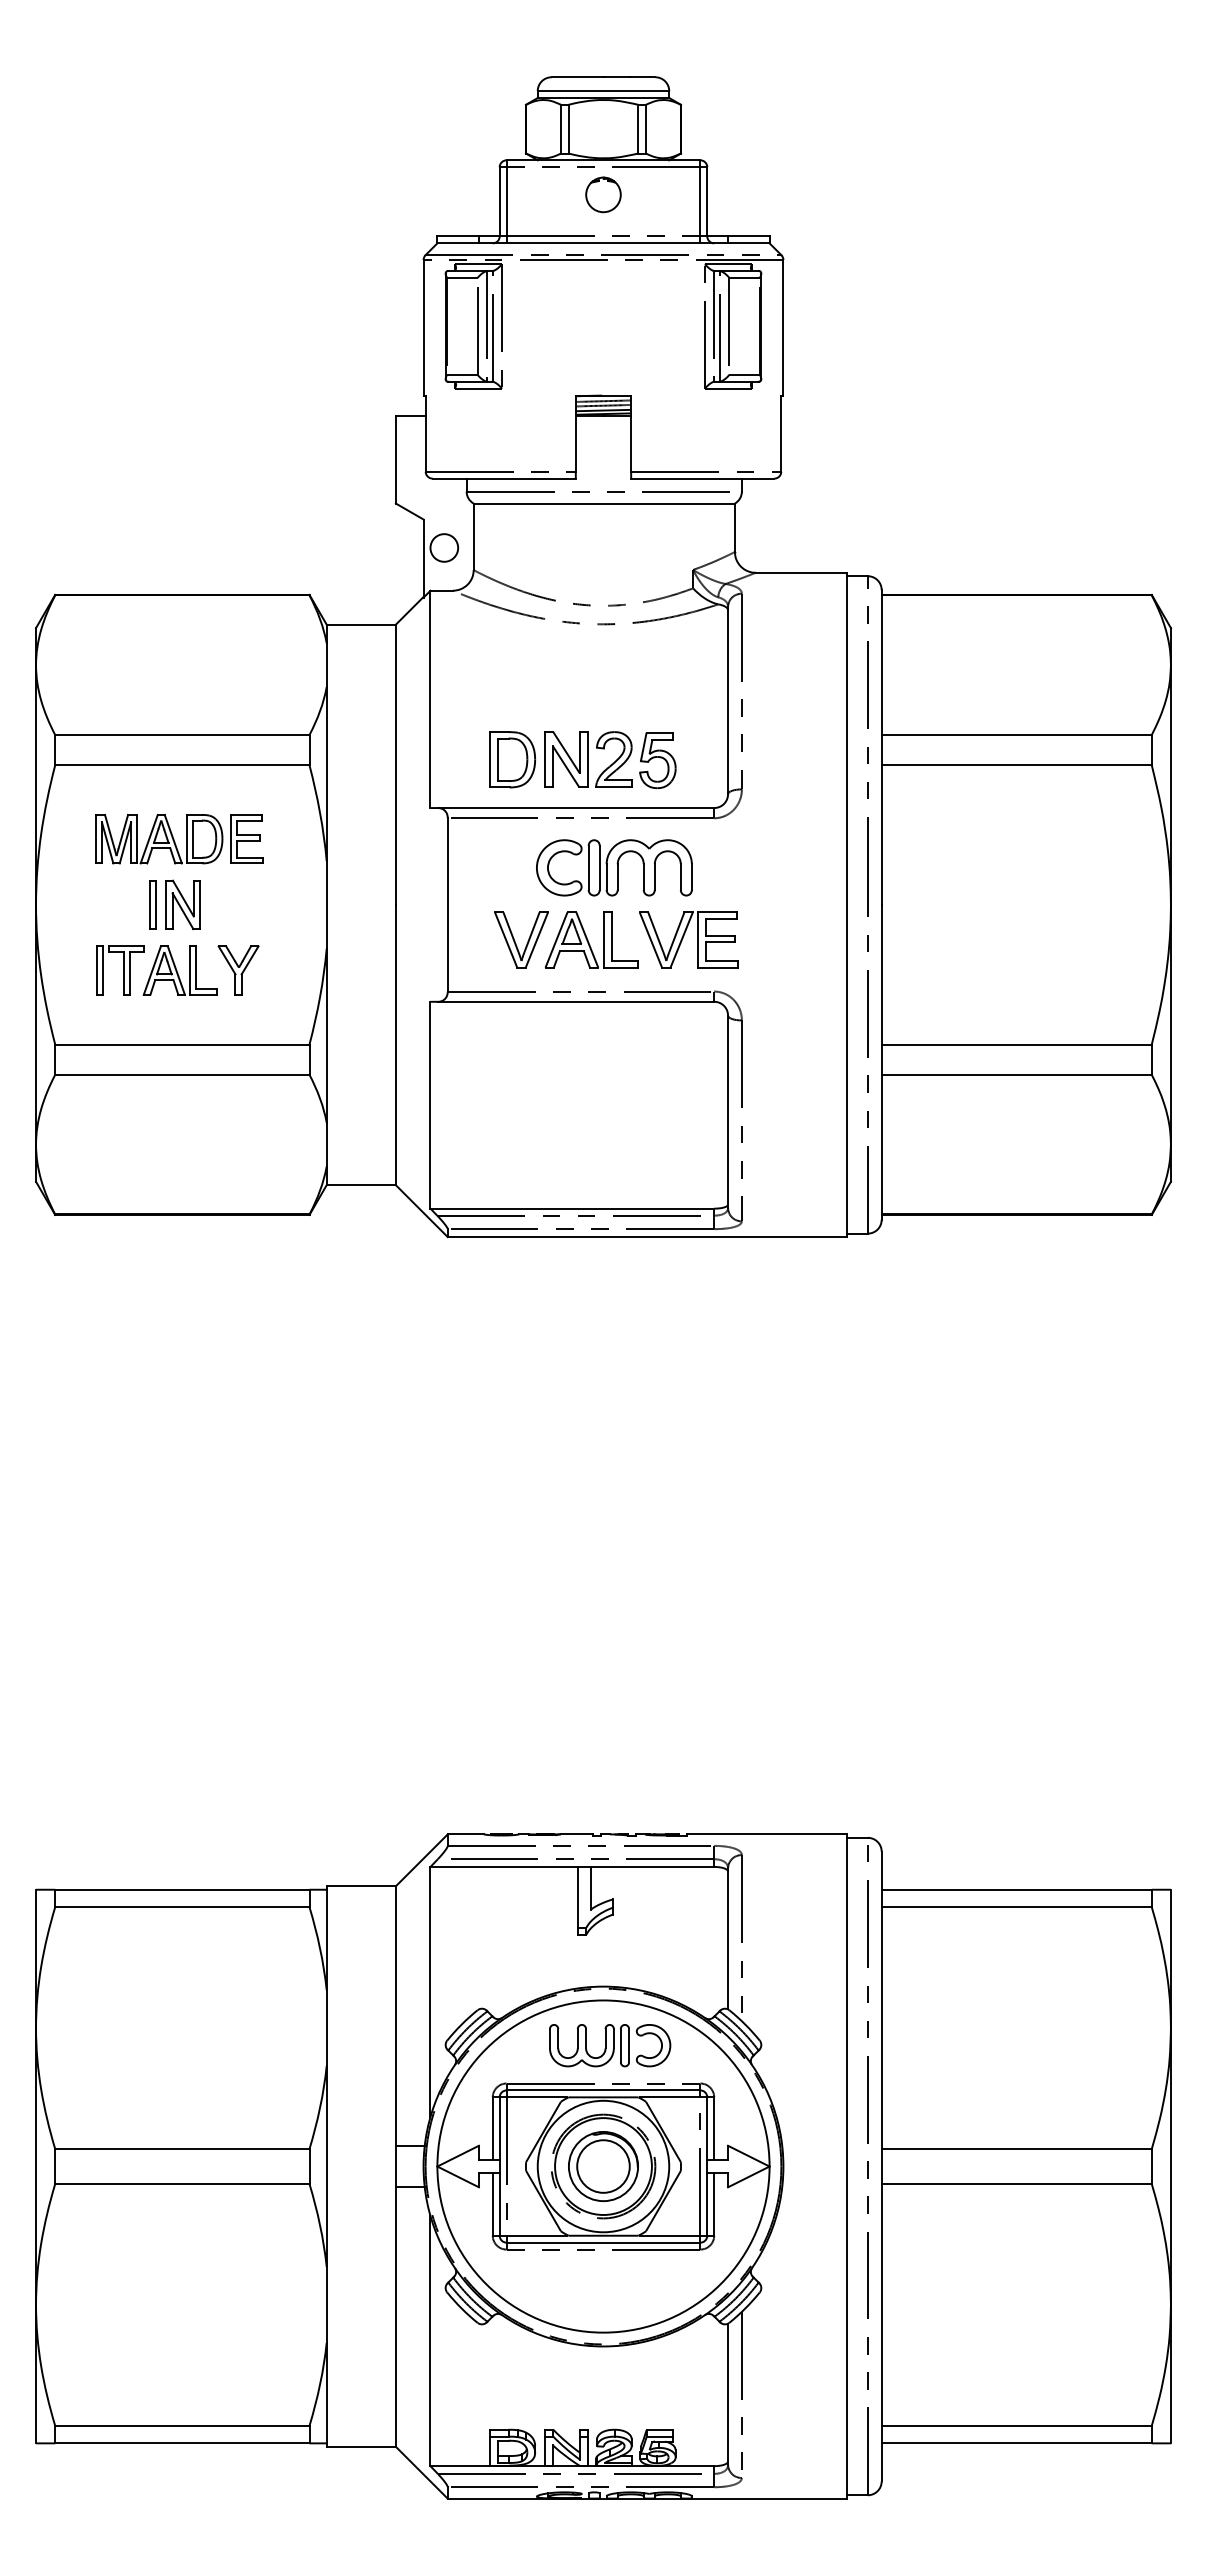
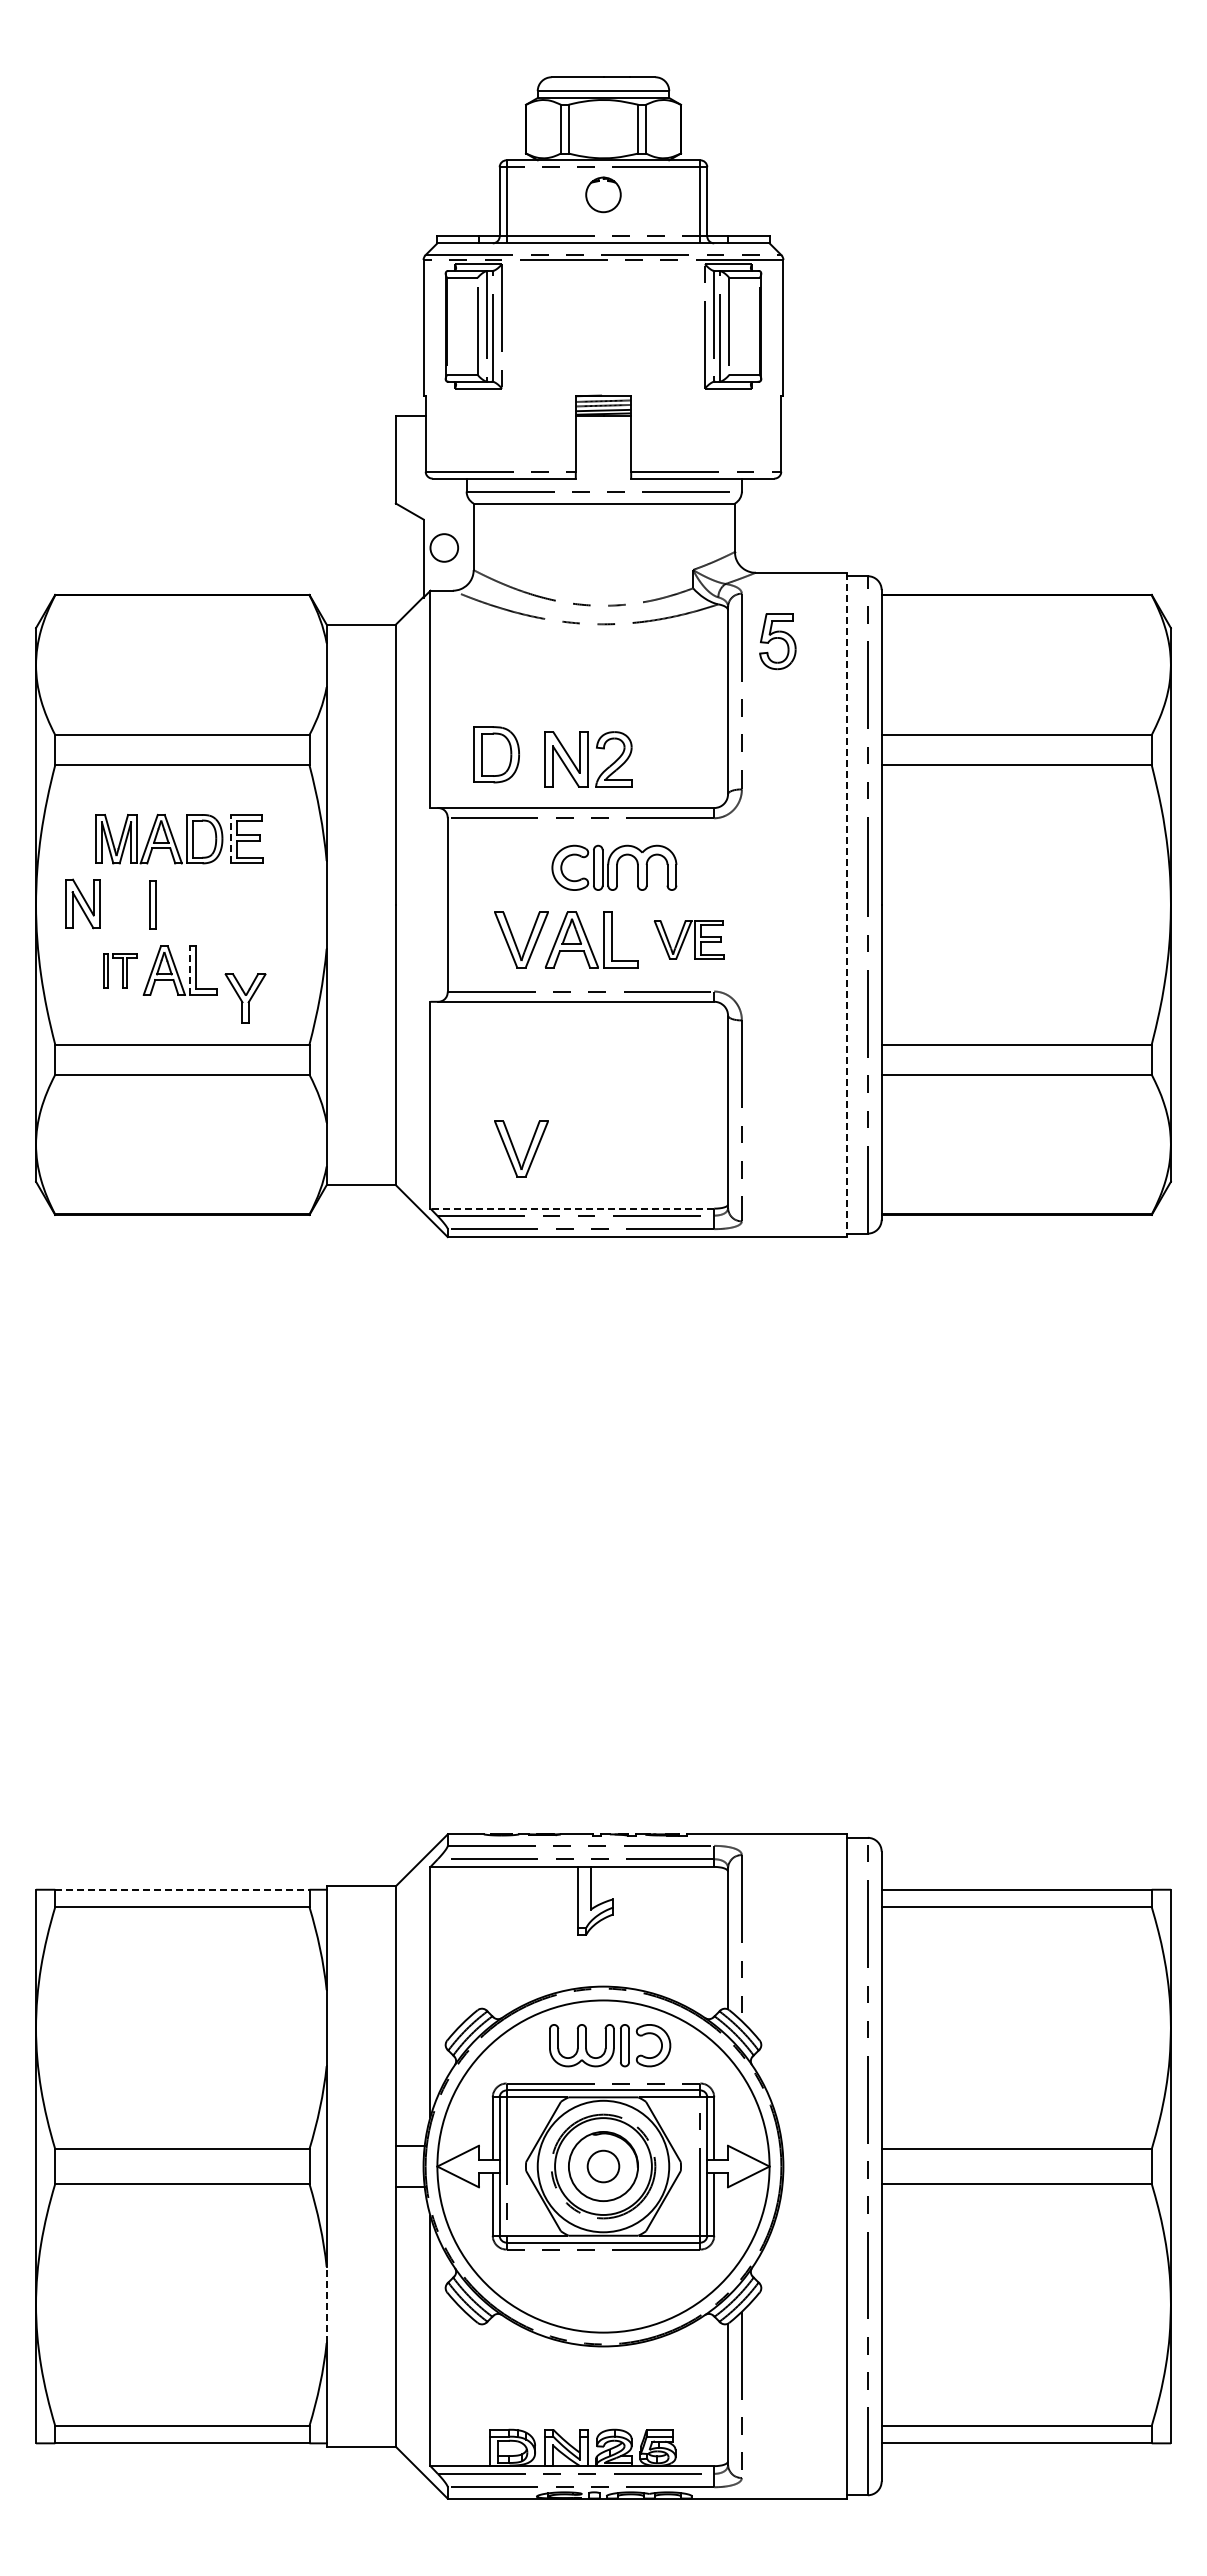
part position: (512, 759) -> (496, 754) (496, 754)
part position: (657, 760) -> (777, 641) (777, 641)
line: solid -> dashed (230, 838)
part size: 157x58 px -> 127x47 px (614, 867)
part position: (182, 904) -> (82, 903) (82, 903)
line: solid -> dashed (847, 905)
part size: 100x58 px -> 72x40 px (688, 939)
part size: 49x51 px -> 35x36 px (120, 970)
line: solid -> dashed (190, 970)
part position: (238, 970) -> (245, 998) (245, 998)
part: none -> present (515, 1149)
line: solid -> dashed (572, 1208)
line: solid -> dashed (182, 1889)
circle diameter: 53 px -> 32 px (603, 2166)
line: solid -> dashed (326, 2304)
